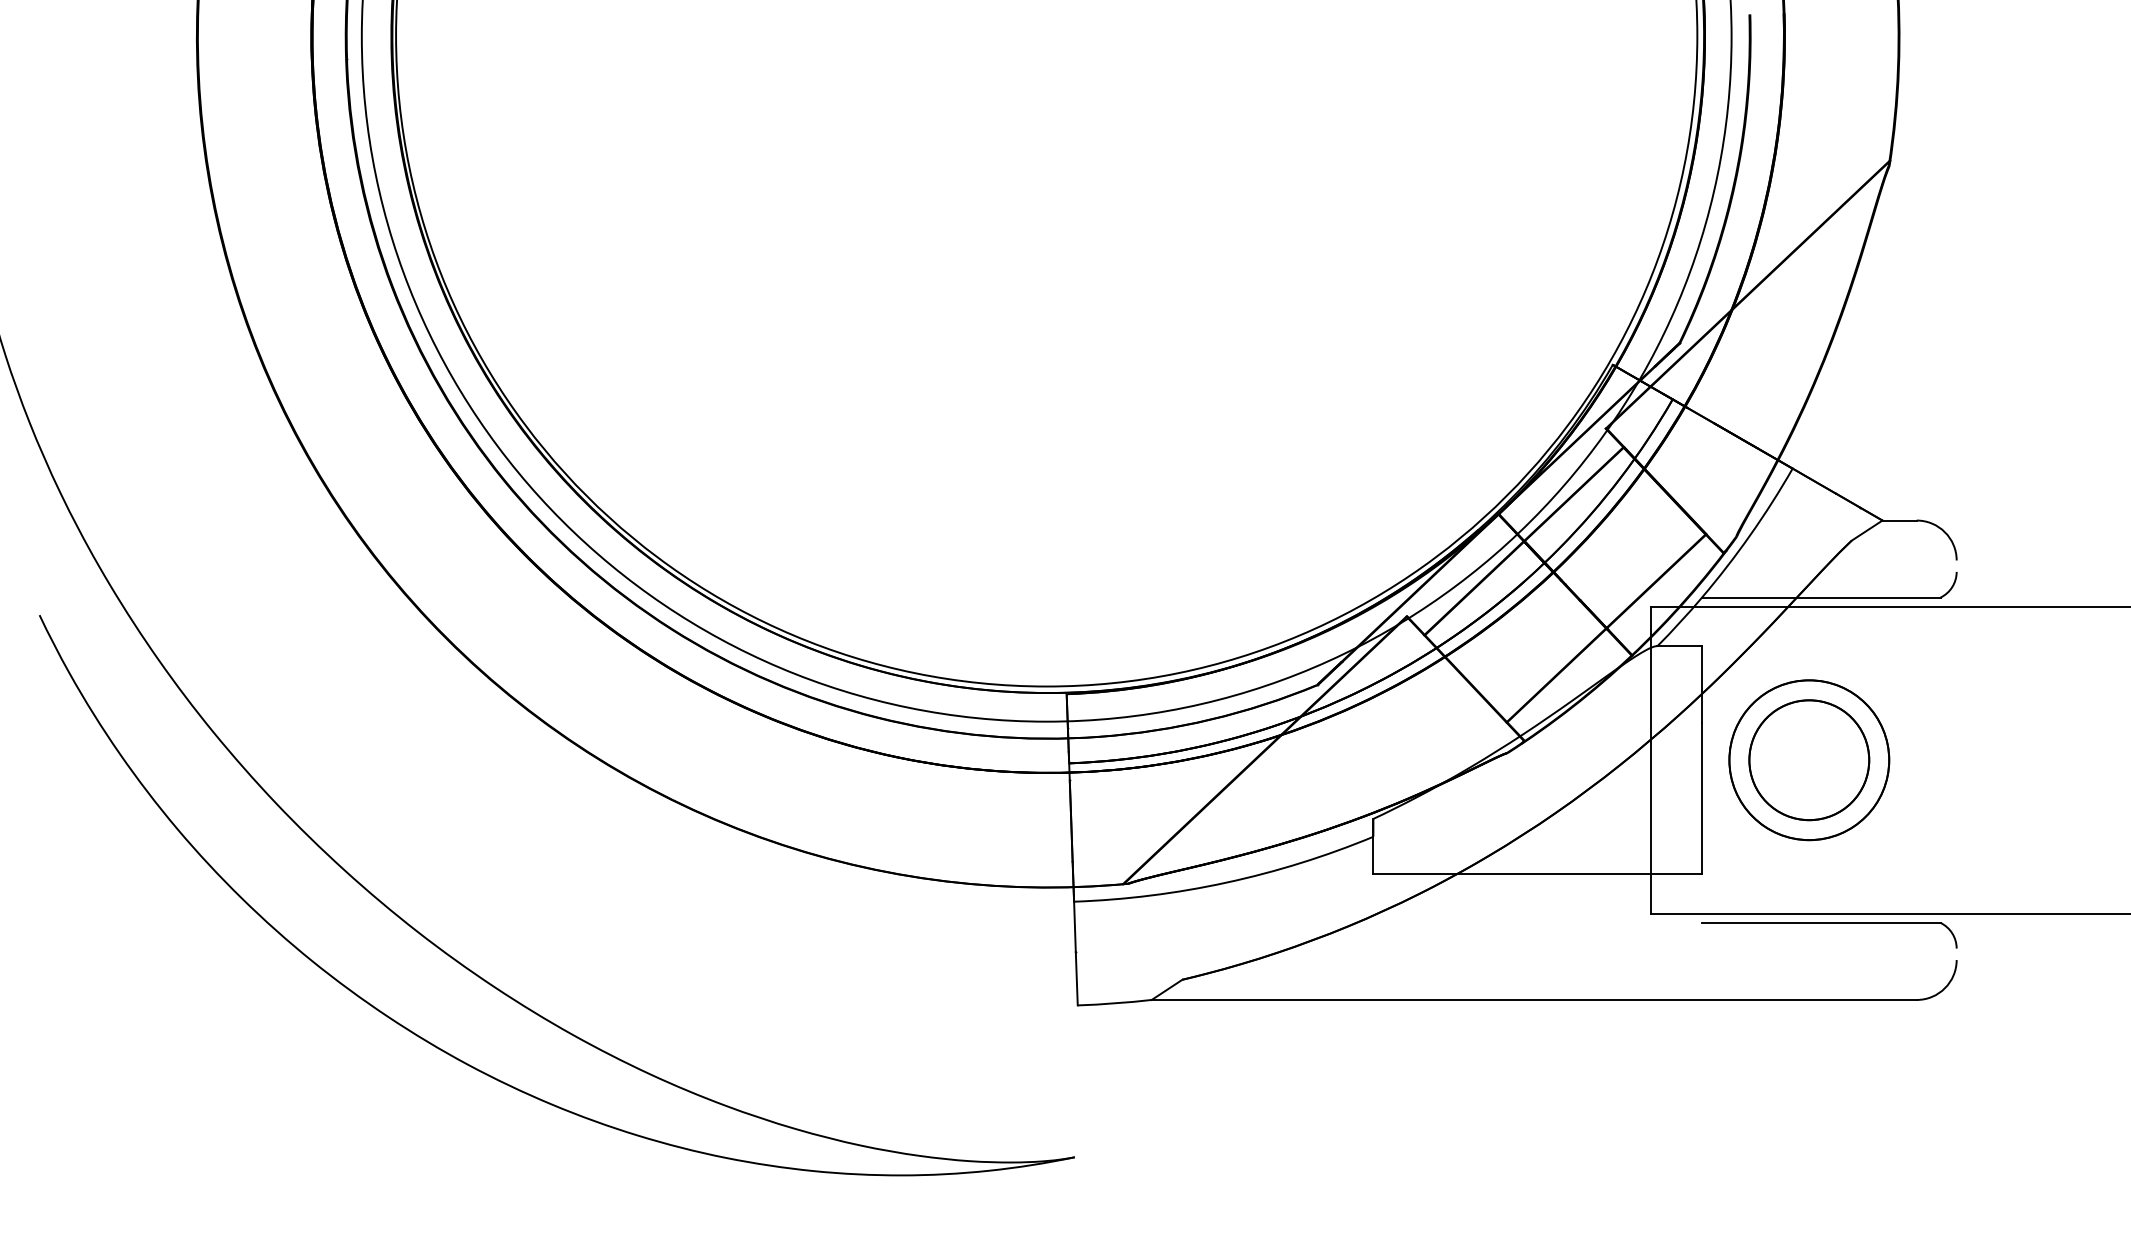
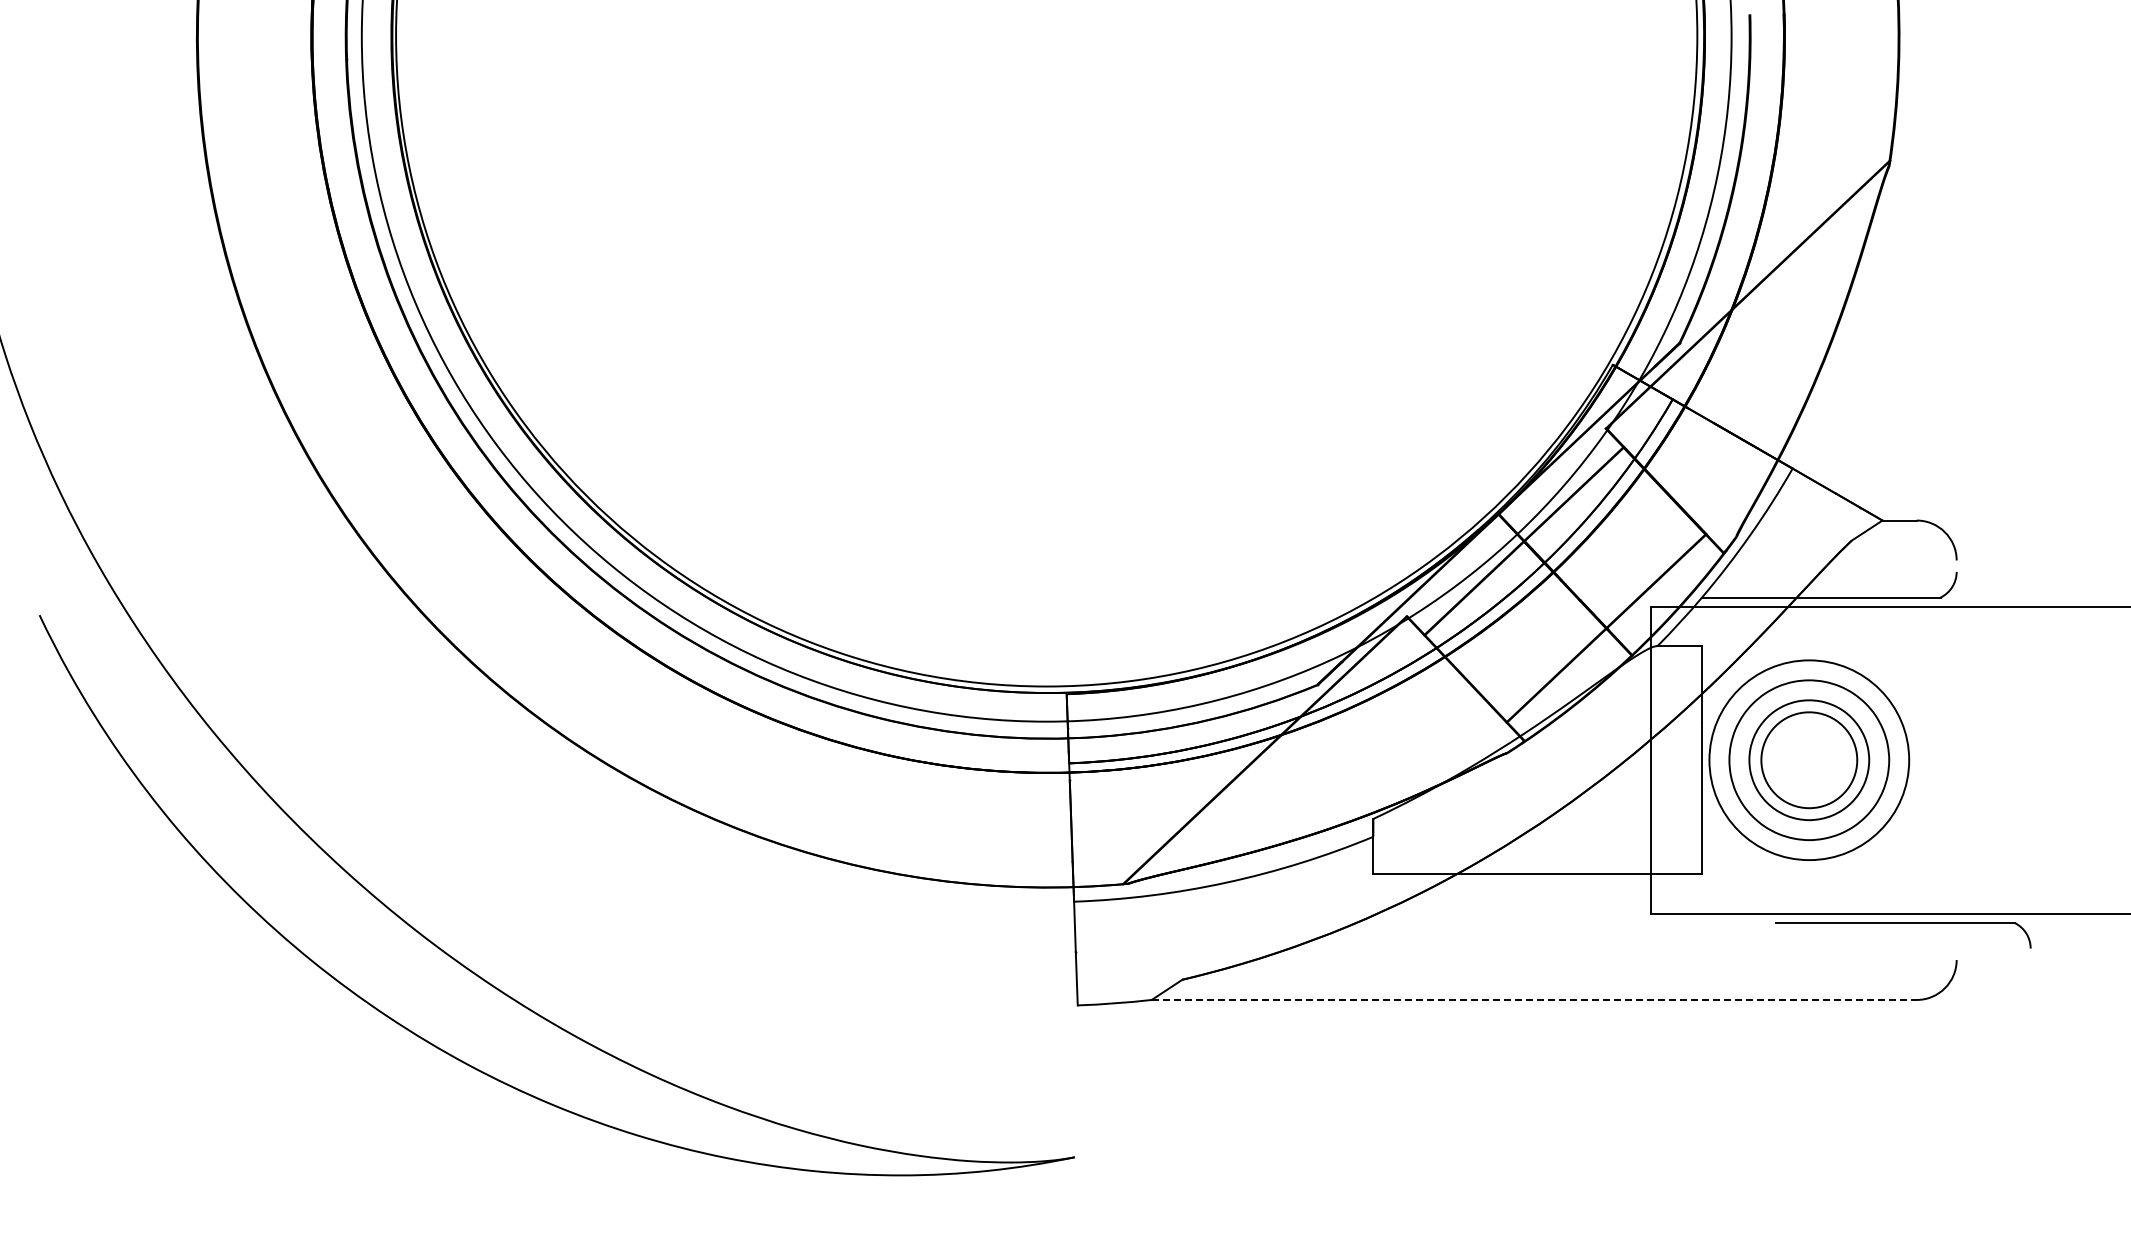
circle diameter: 120 px -> 96 px (1809, 760)
circle diameter: 160 px -> 200 px (1809, 760)
part position: (1829, 923) -> (1903, 923) (1903, 923)
line: solid -> dashed (1534, 999)
